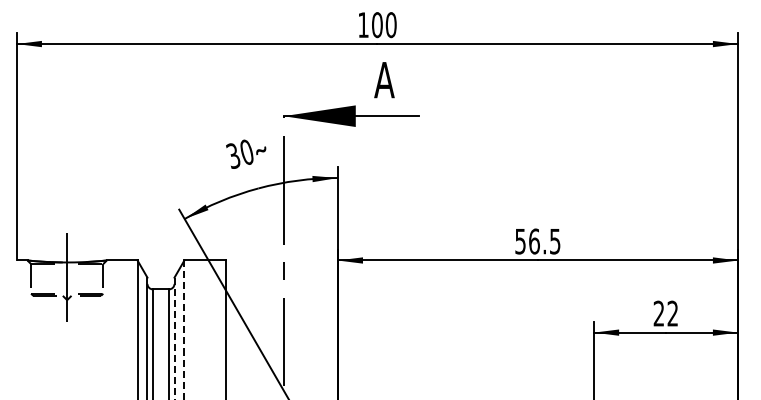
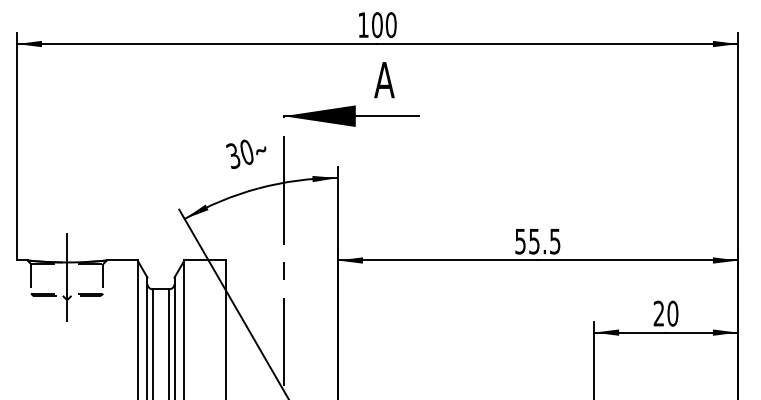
text: 56.5 -> 55.5 (534, 241)
text: 22 -> 20 (672, 313)
line: dashed -> solid (184, 330)
line: dashed -> solid (174, 338)
